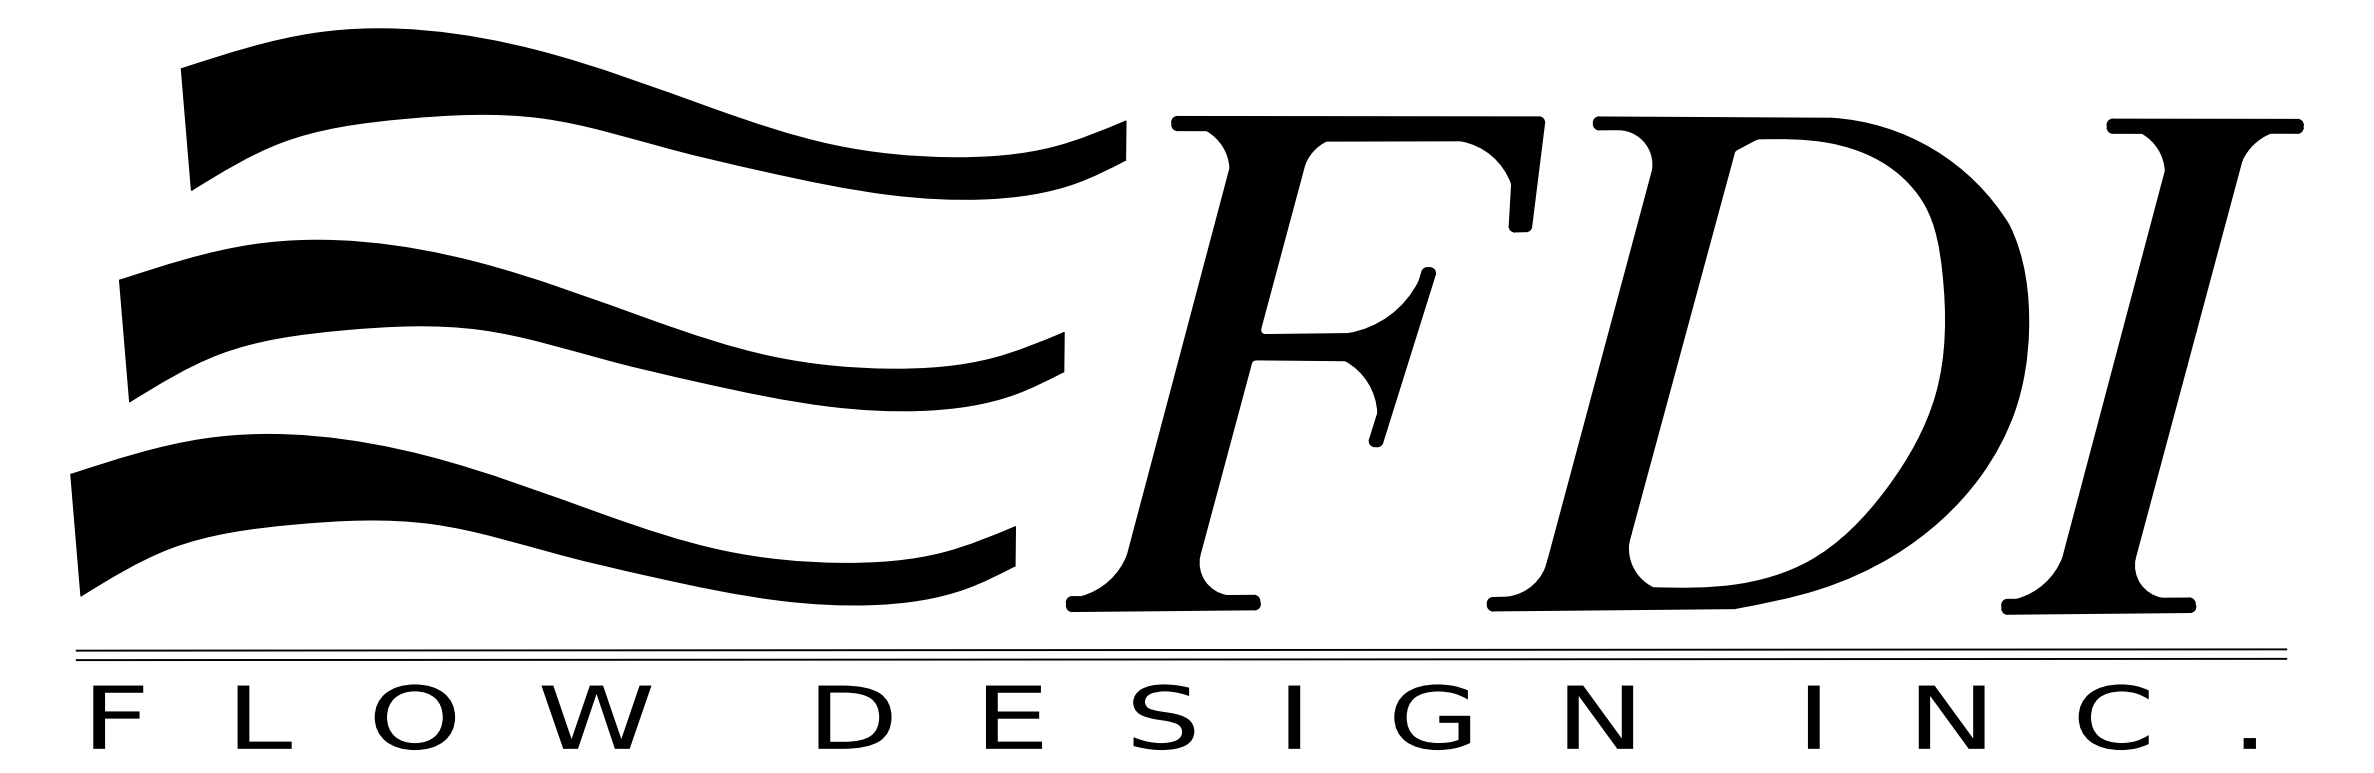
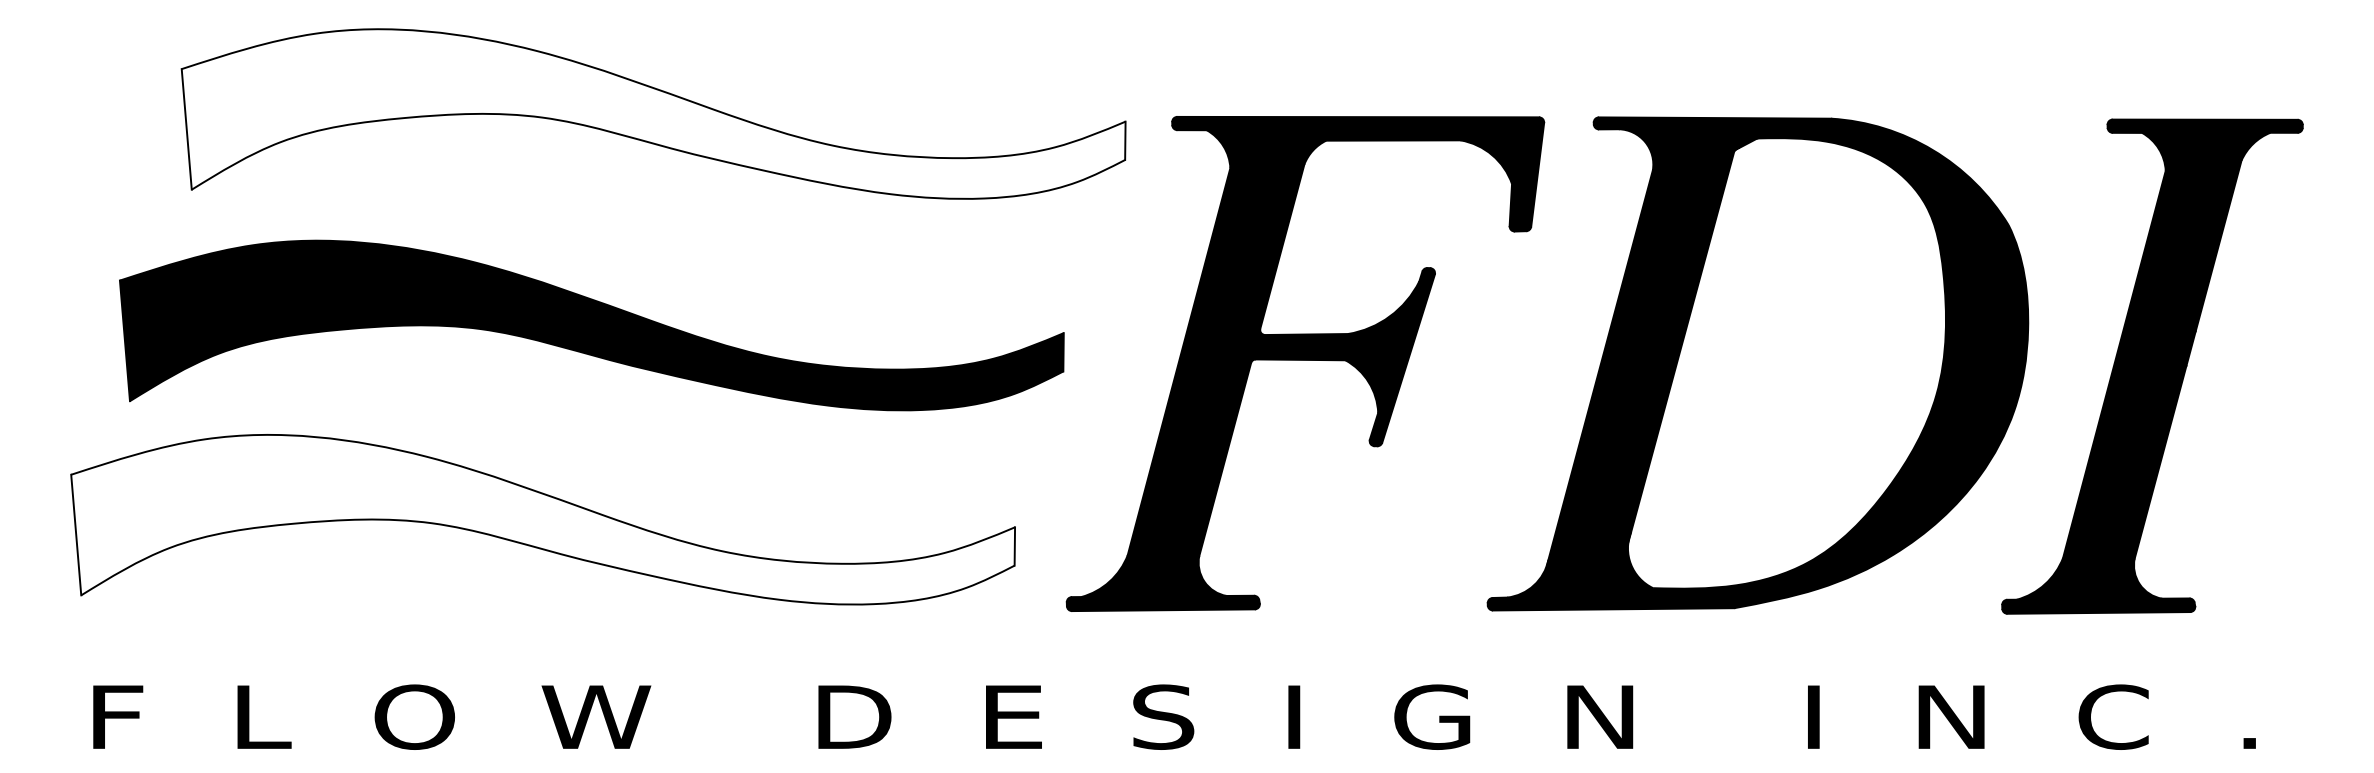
fill: present -> none (653, 113)
fill: present -> none (543, 519)
line: present -> none (1181, 649)
line: present -> none (1181, 659)
